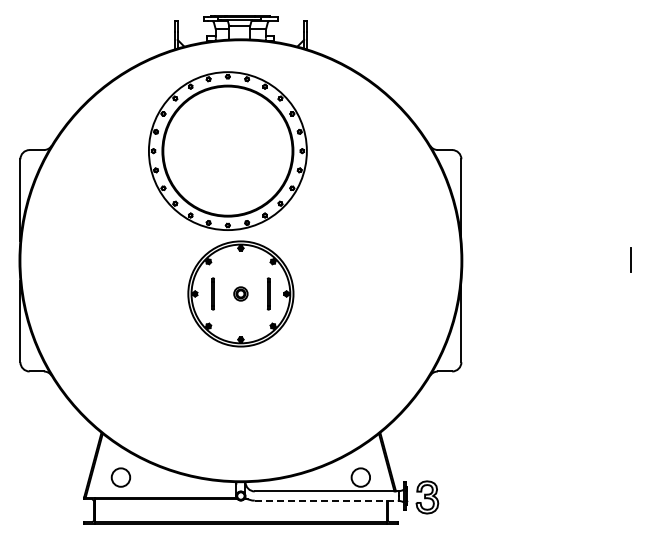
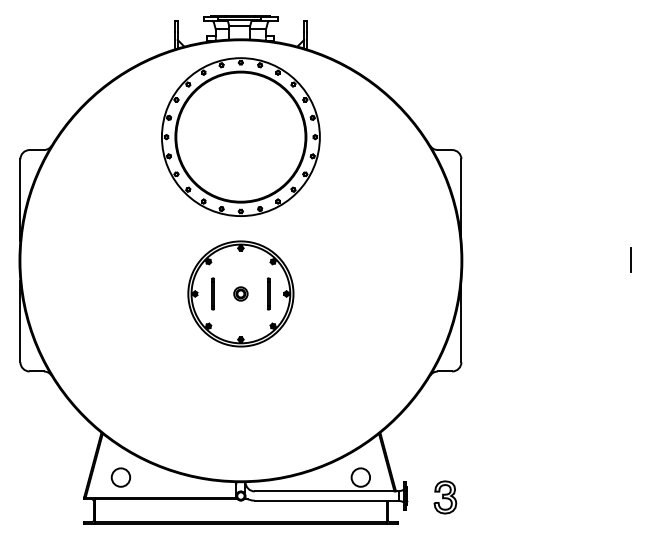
part position: (227, 150) -> (240, 136) (240, 136)
part position: (427, 497) -> (445, 497) (445, 497)
line: dashed -> solid (326, 500)
